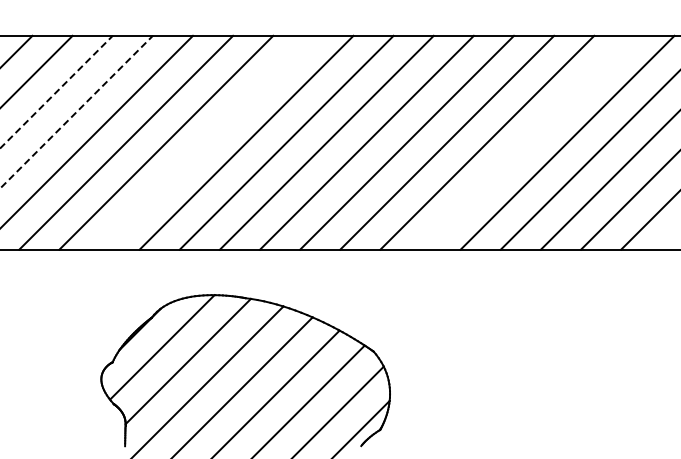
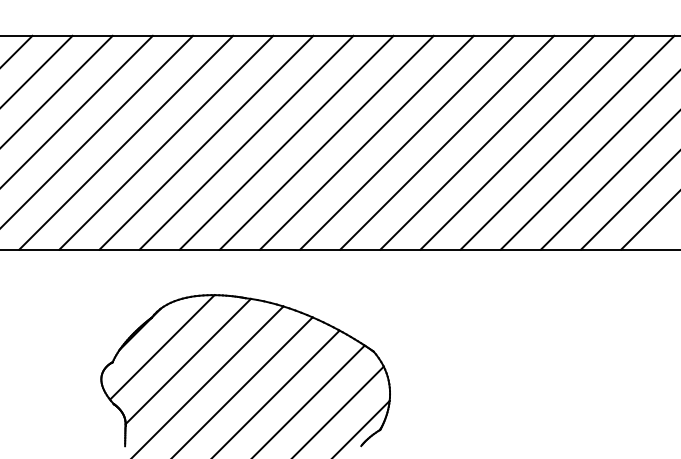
line: dashed -> solid (57, 91)
line: dashed -> solid (76, 112)
line: none -> present (206, 142)
line: none -> present (527, 142)
